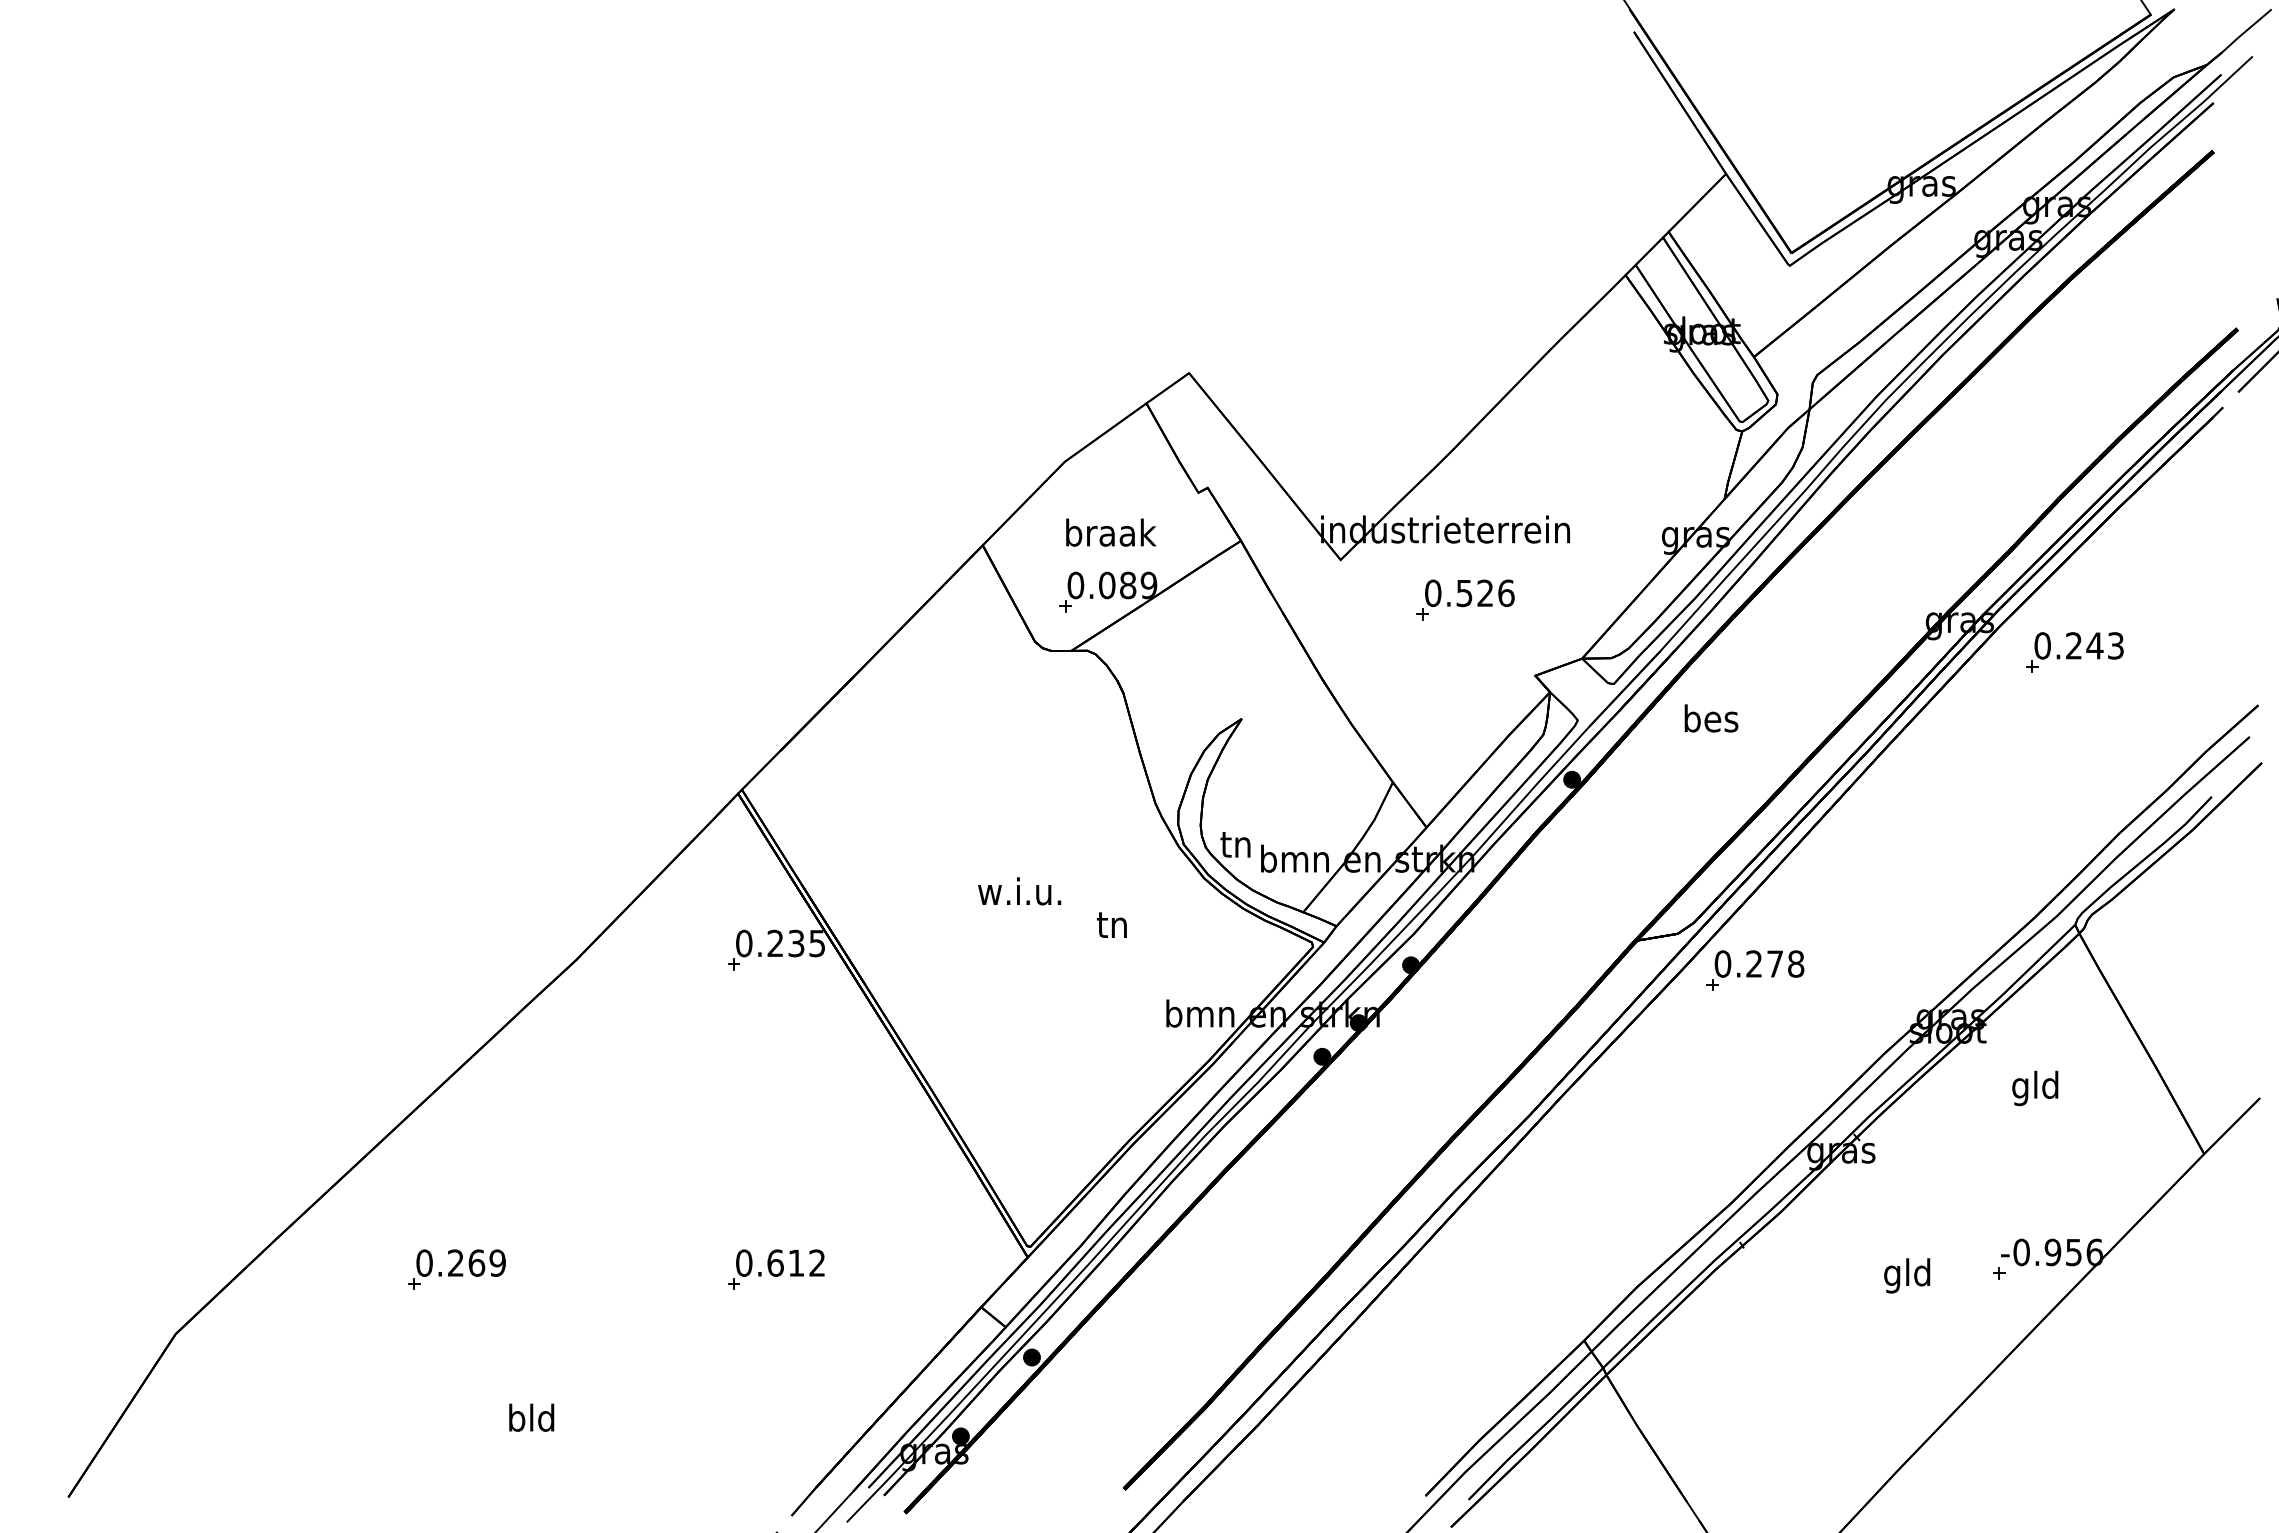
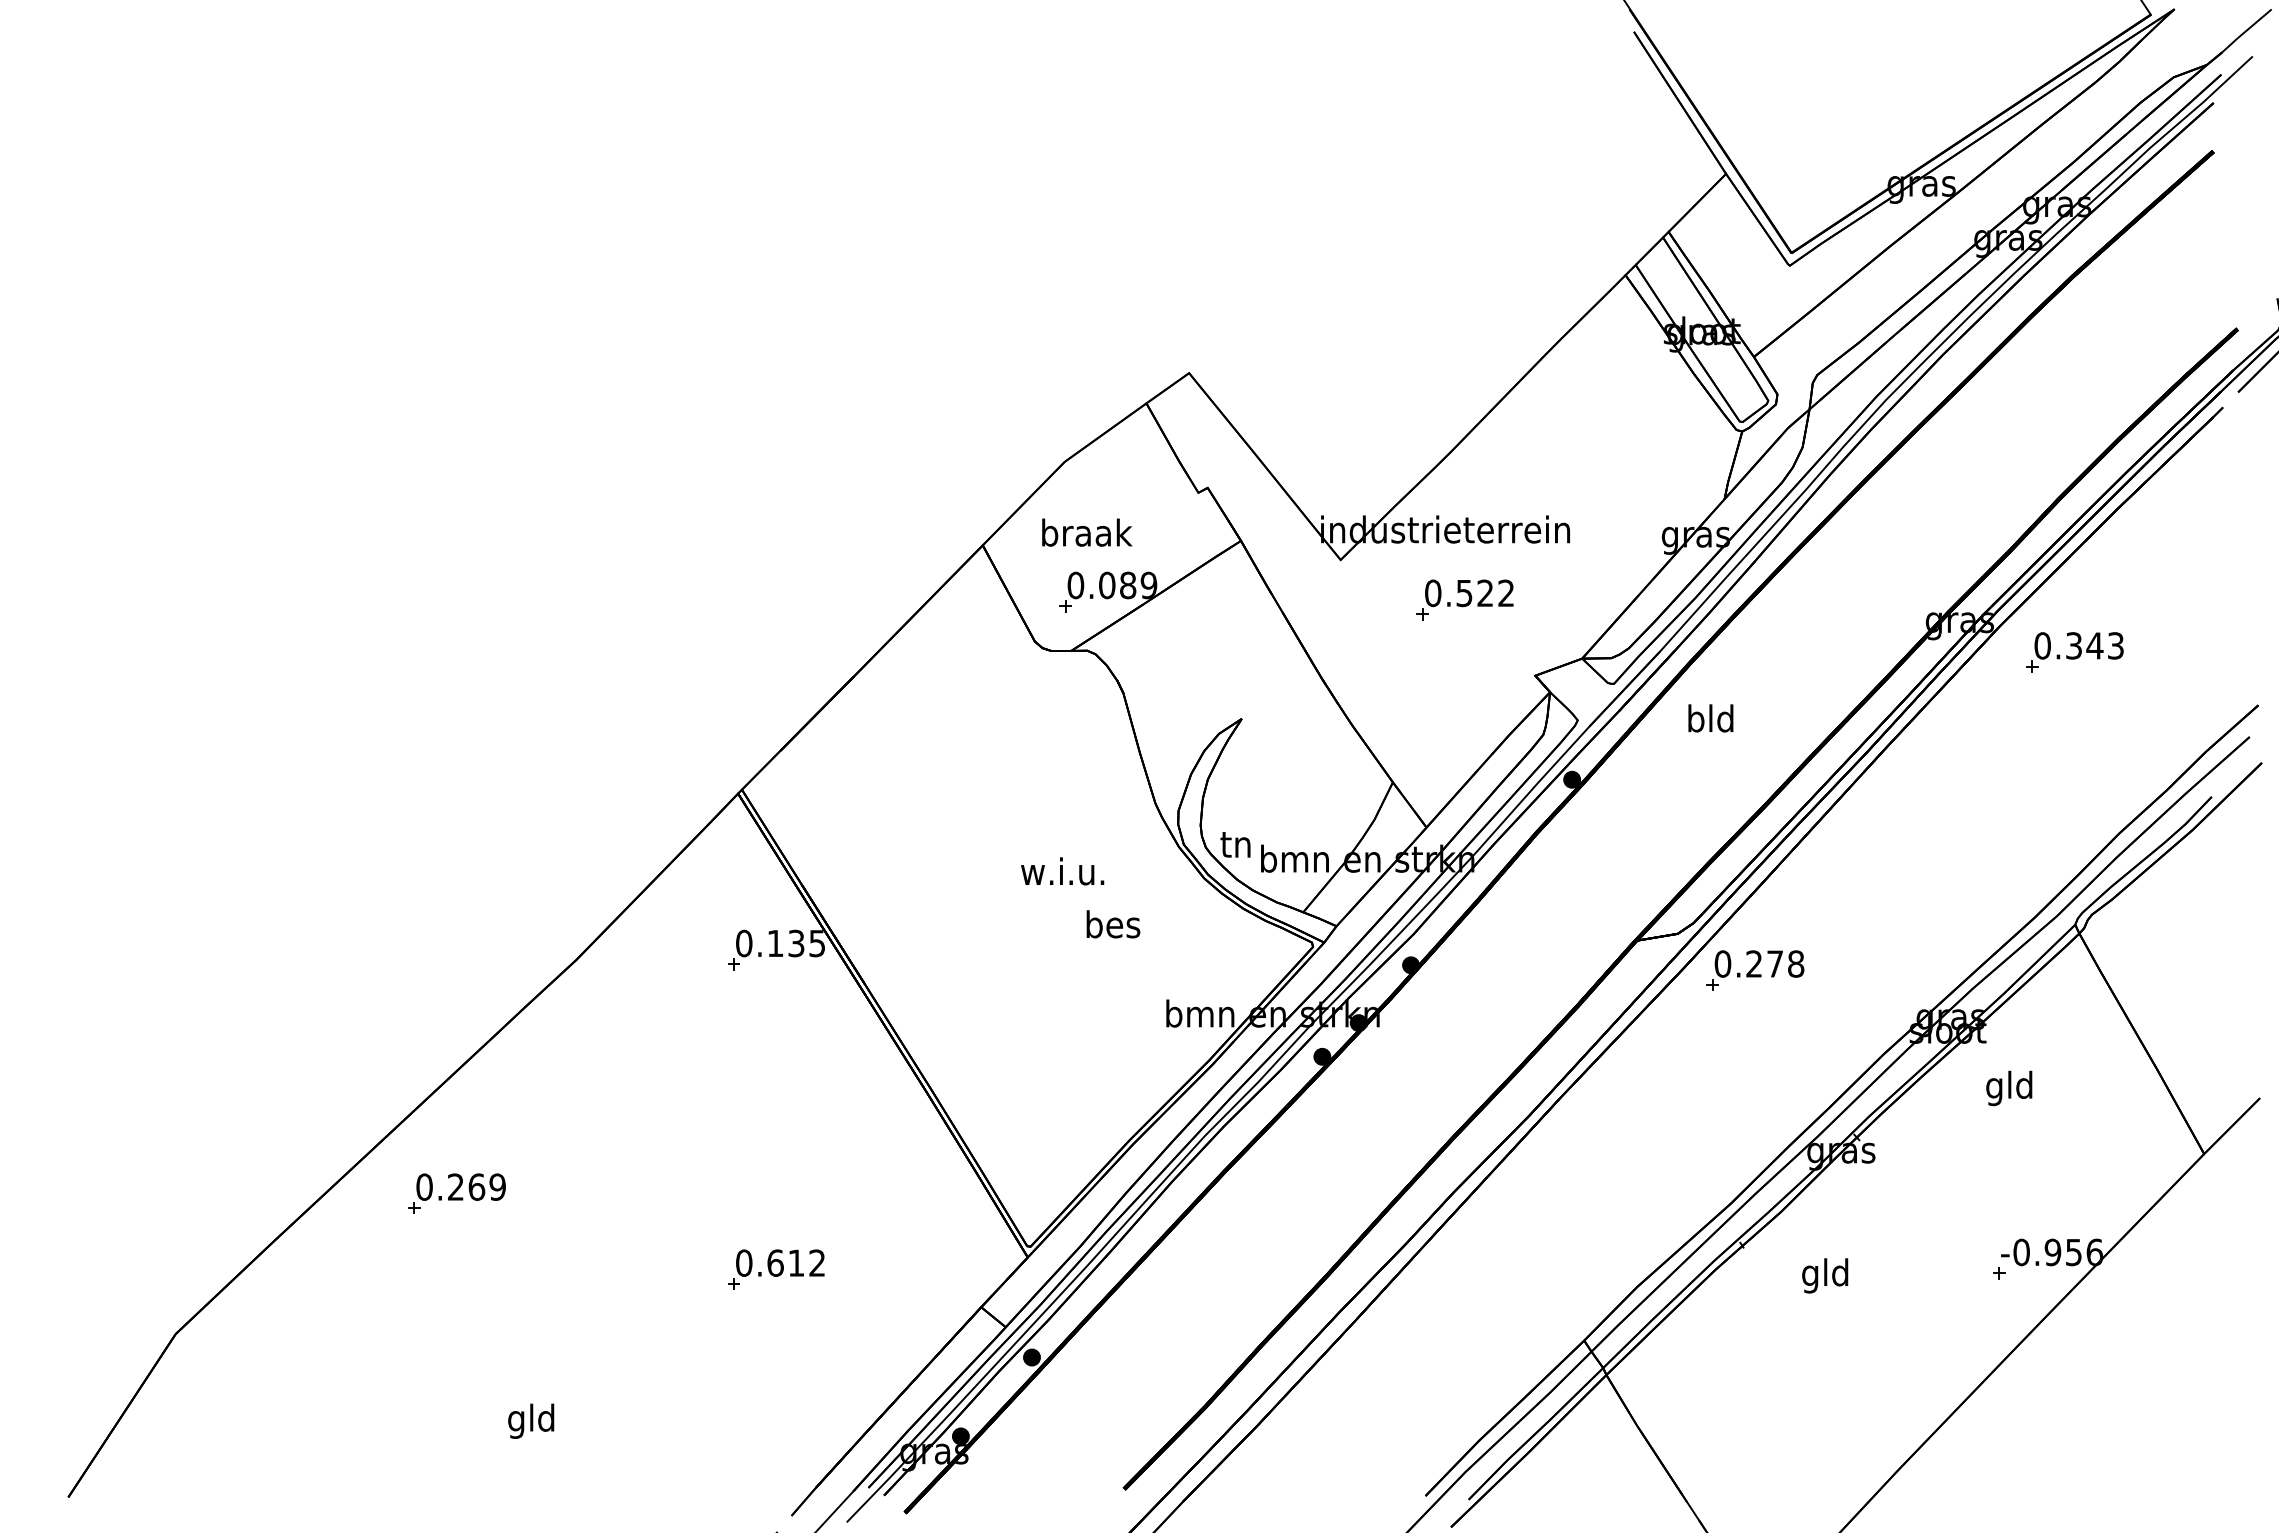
text position: (1111, 532) -> (1087, 532) (1087, 532)
text: 0.526 -> 0.522 (1506, 593)
text: 0.243 -> 0.343 (2073, 645)
text: bes -> bld (1711, 718)
text position: (1019, 891) -> (1062, 871) (1062, 871)
text: tn -> bes (1113, 924)
text: 0.235 -> 0.135 (774, 942)
text position: (2035, 1088) -> (2009, 1088) (2009, 1088)
part position: (456, 1269) -> (456, 1193) (456, 1193)
text position: (1907, 1275) -> (1825, 1275) (1825, 1275)
text: bld -> gld (516, 1420)
